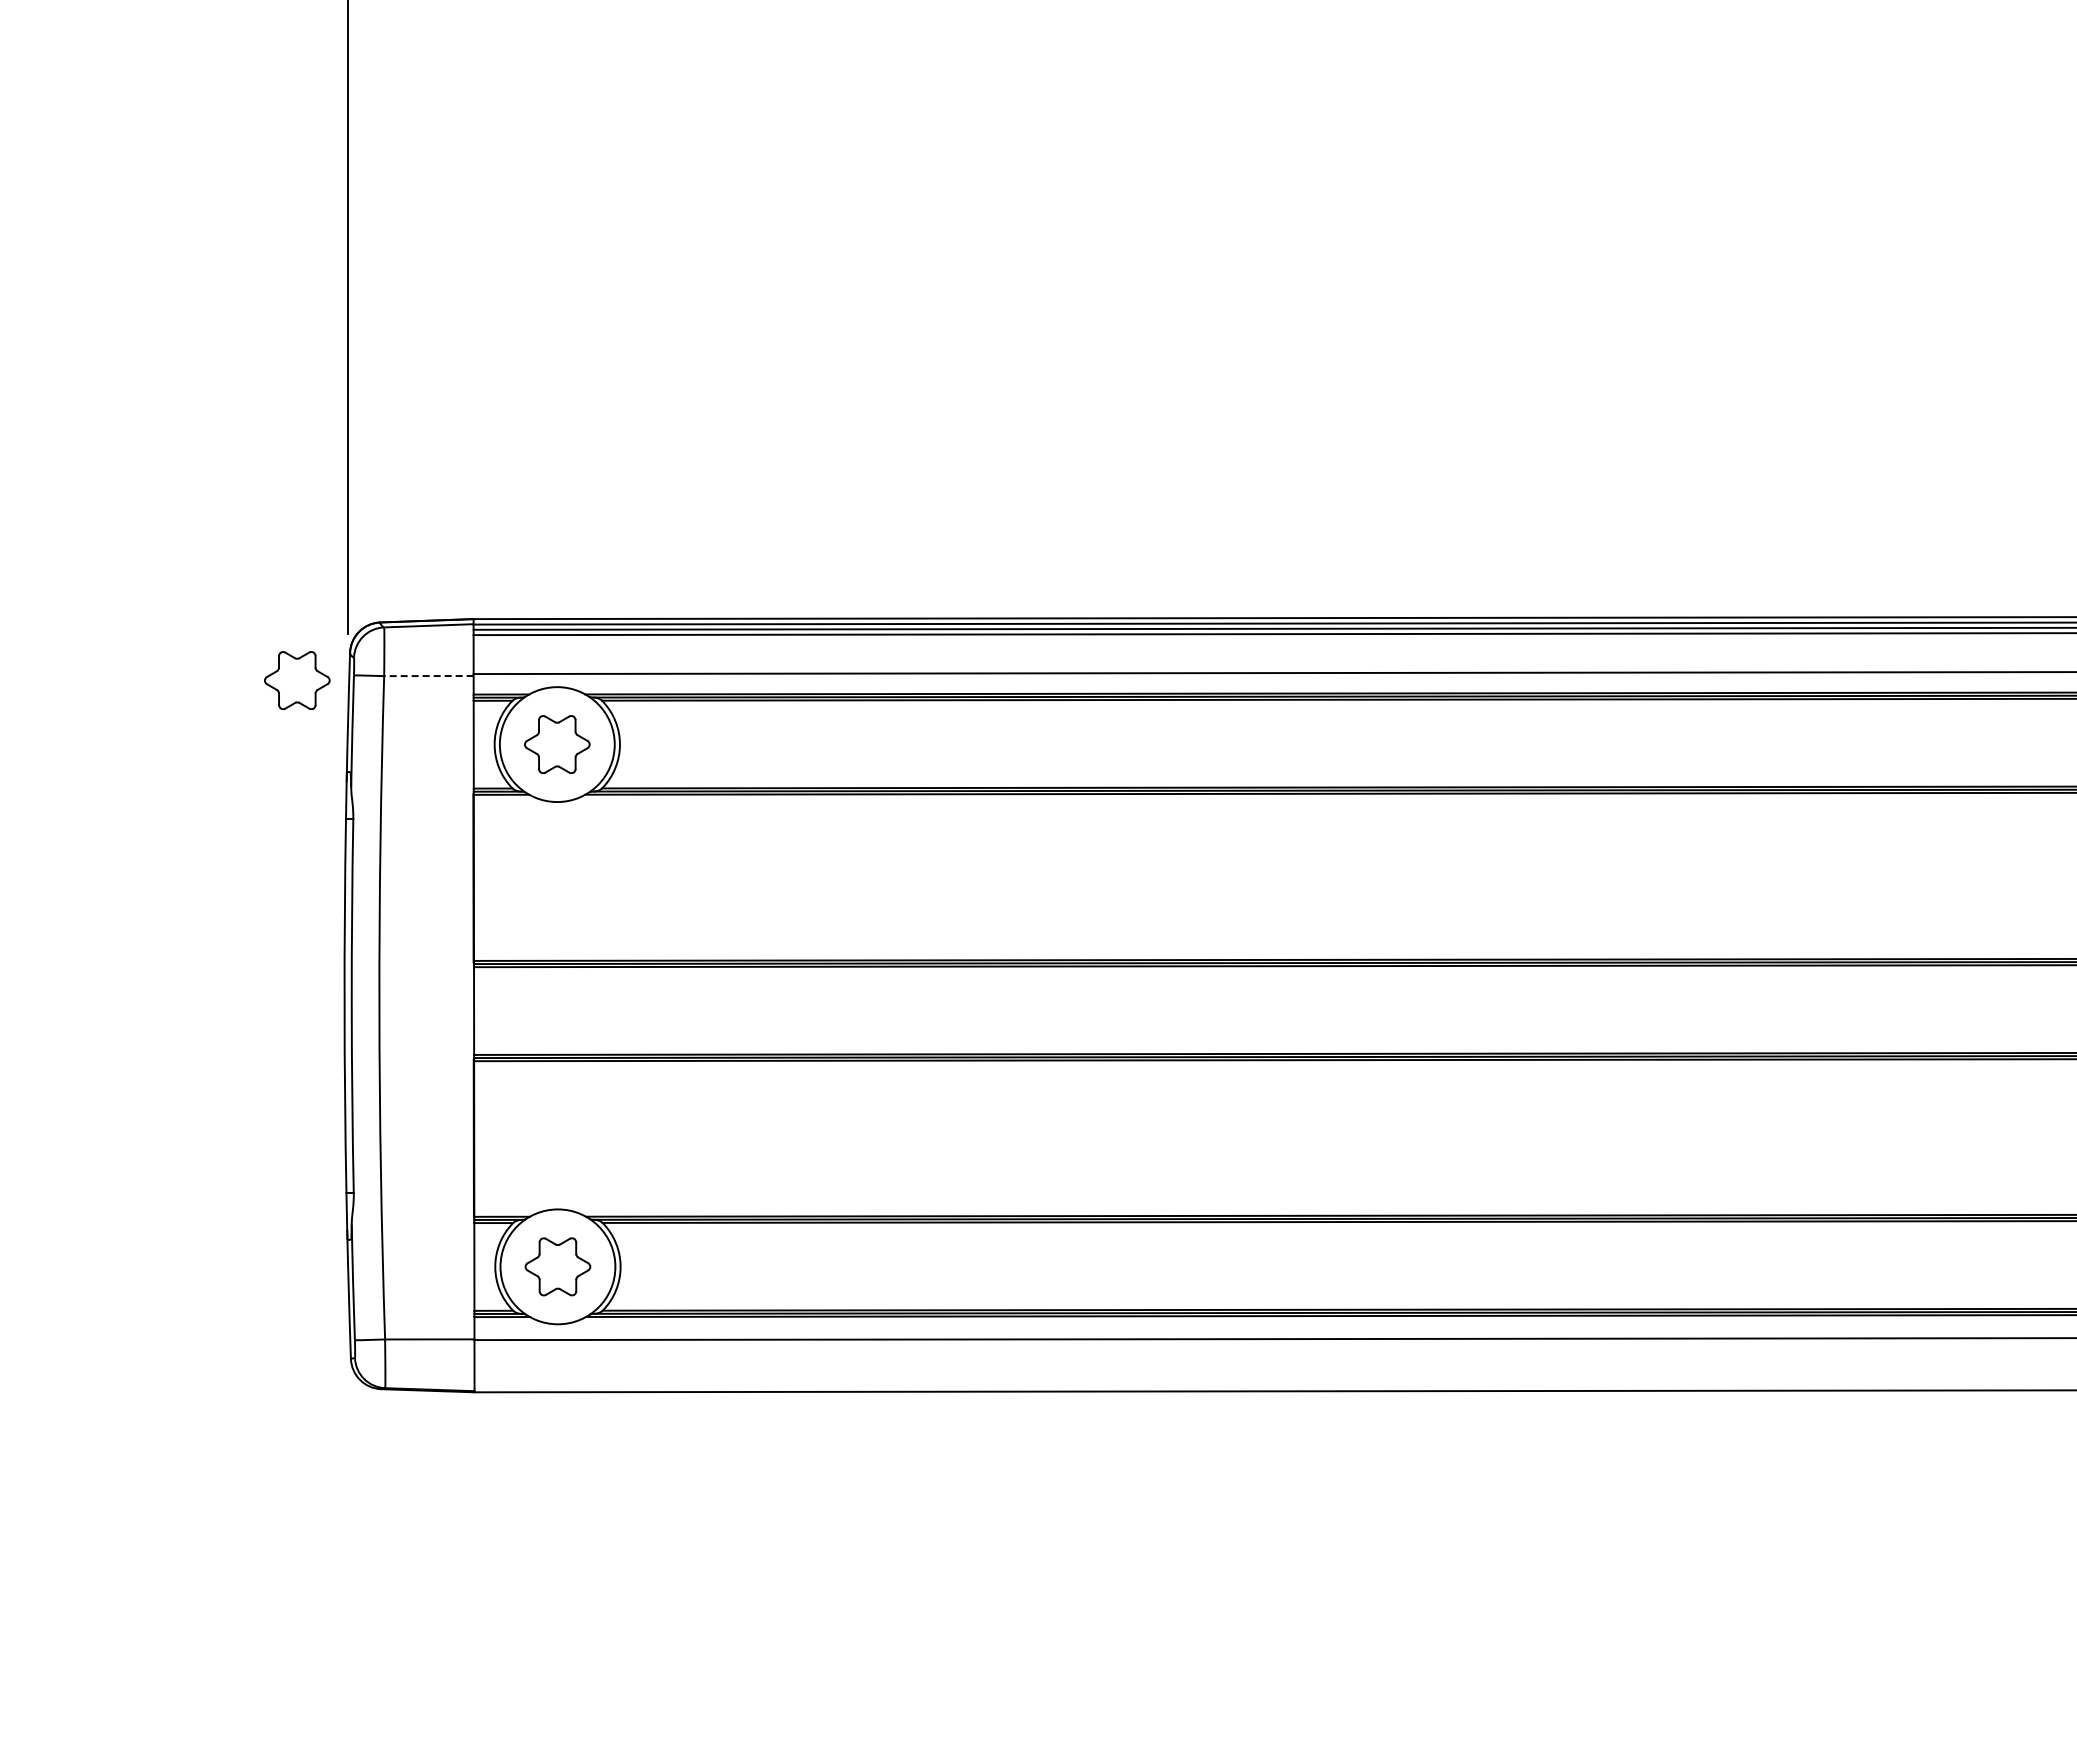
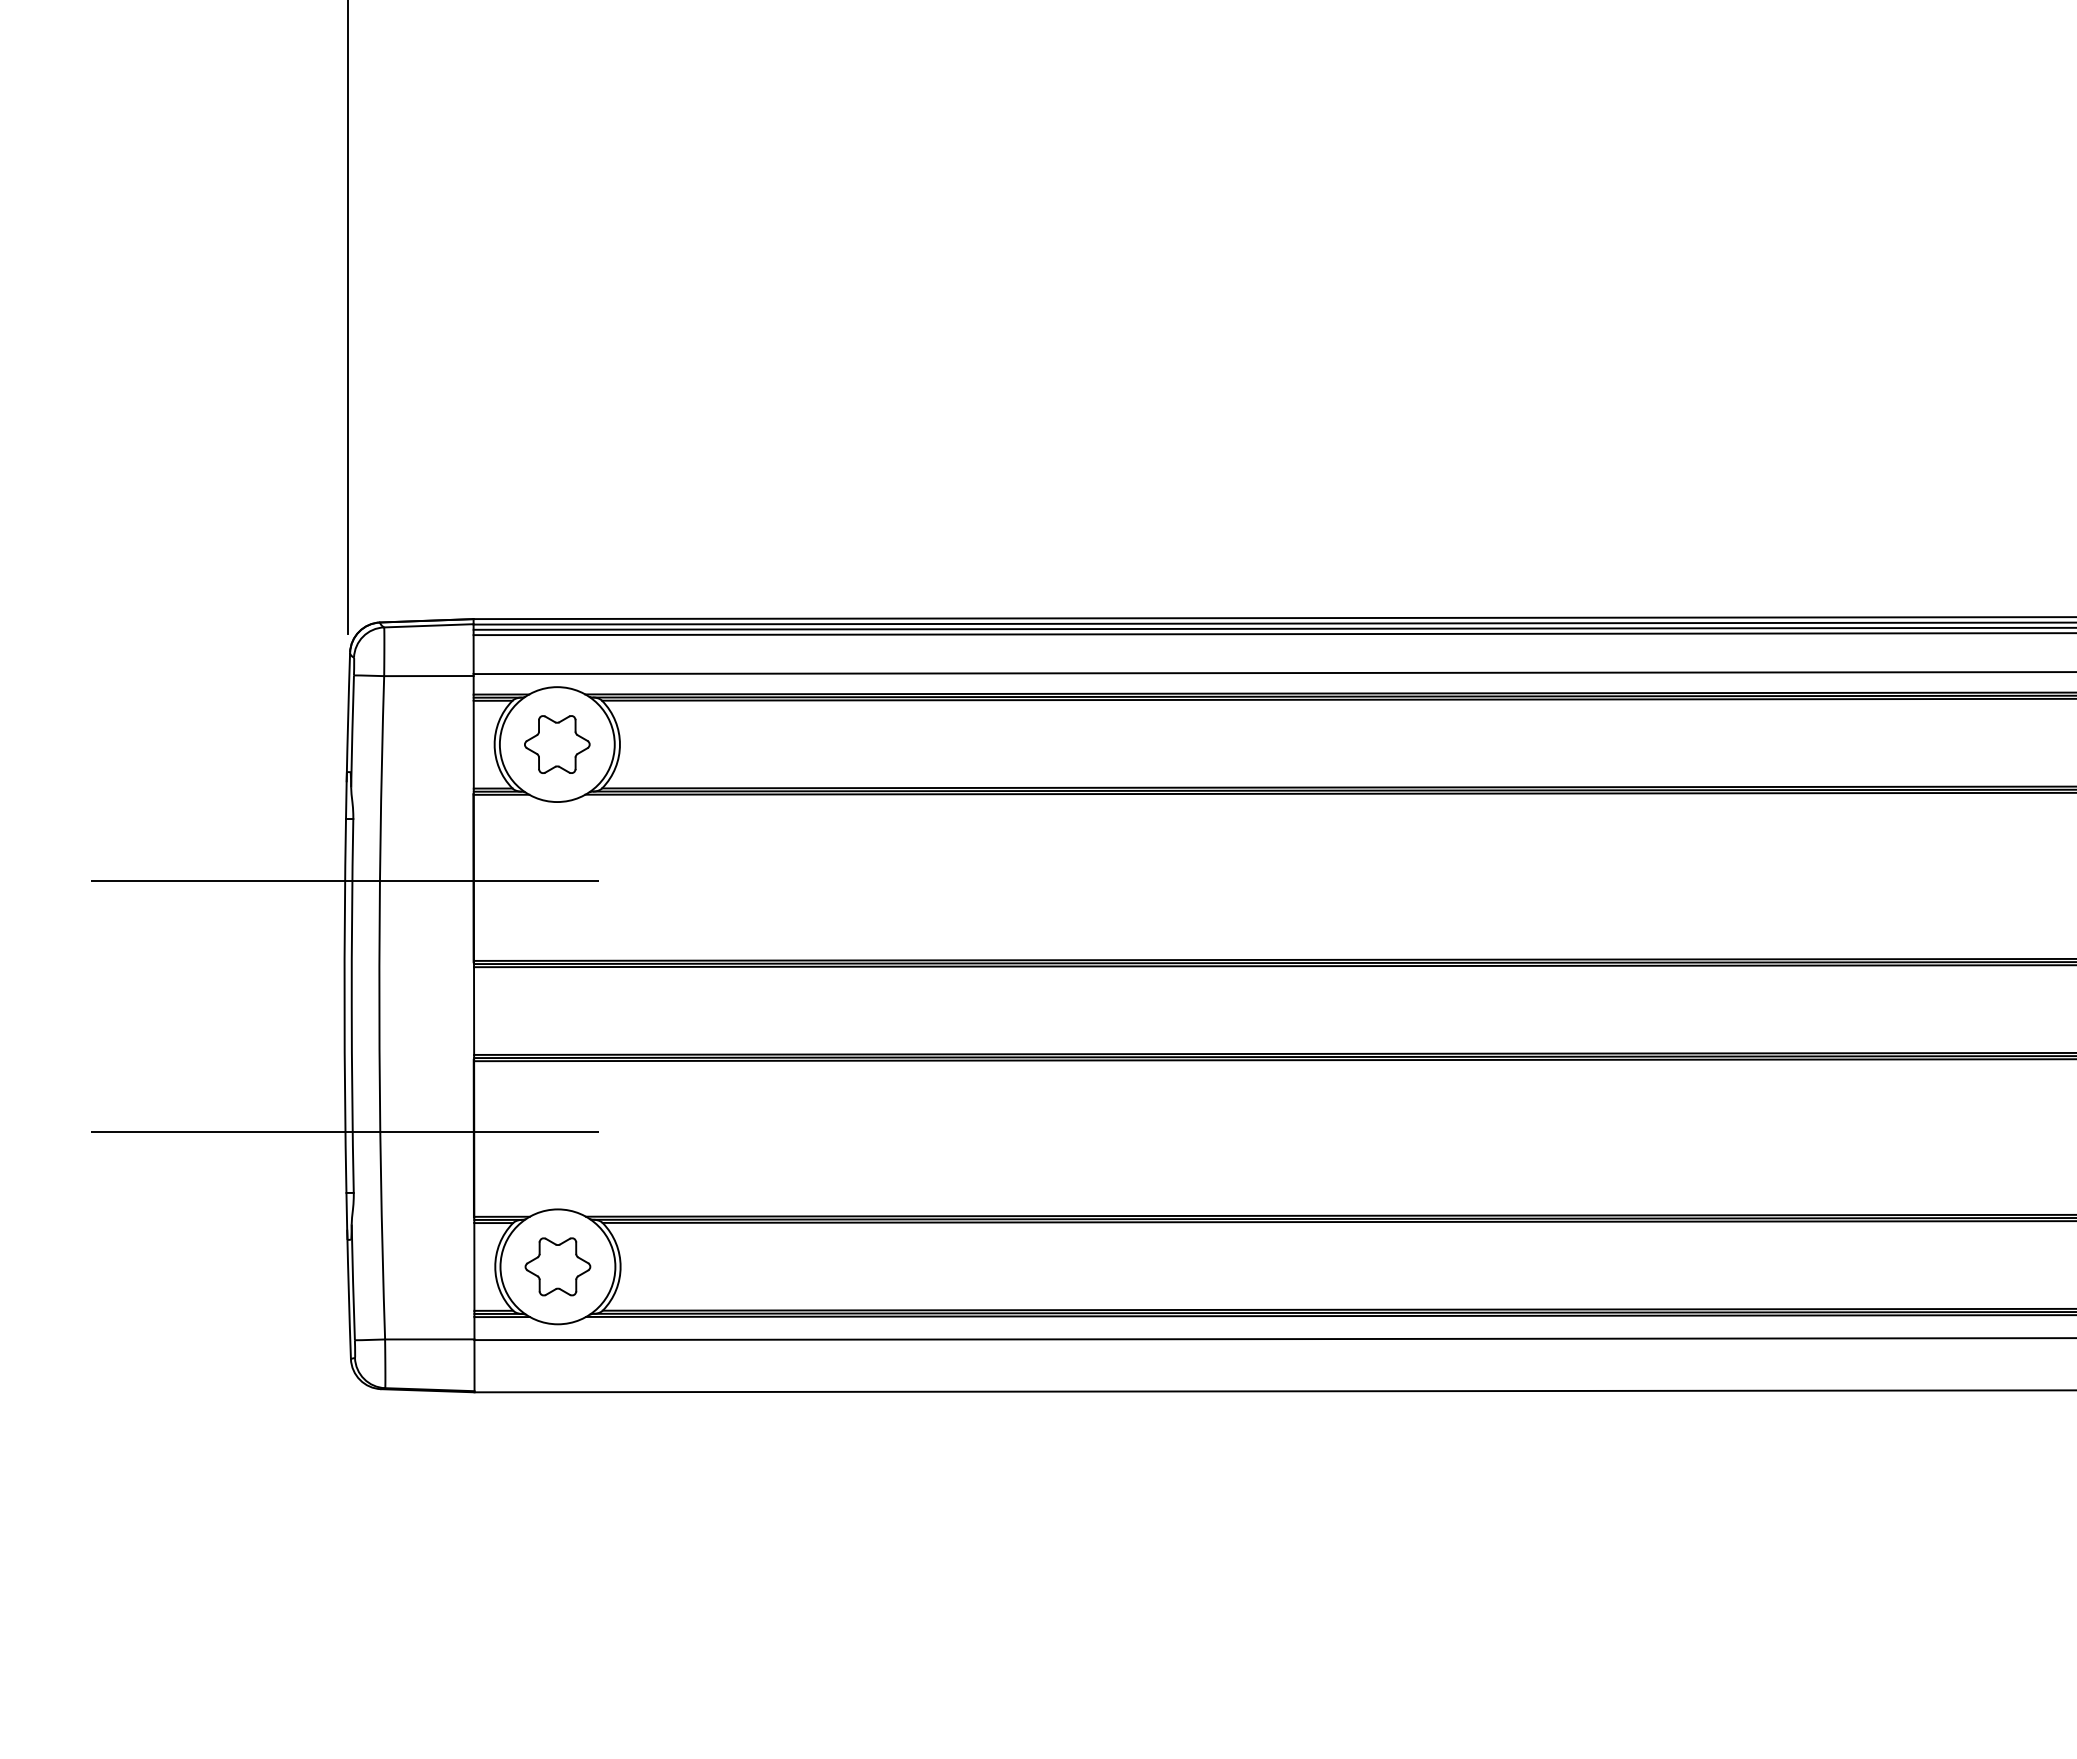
line: dashed -> solid (428, 676)
part: present -> none (297, 680)
line: none -> present (344, 880)
line: none -> present (344, 1131)
